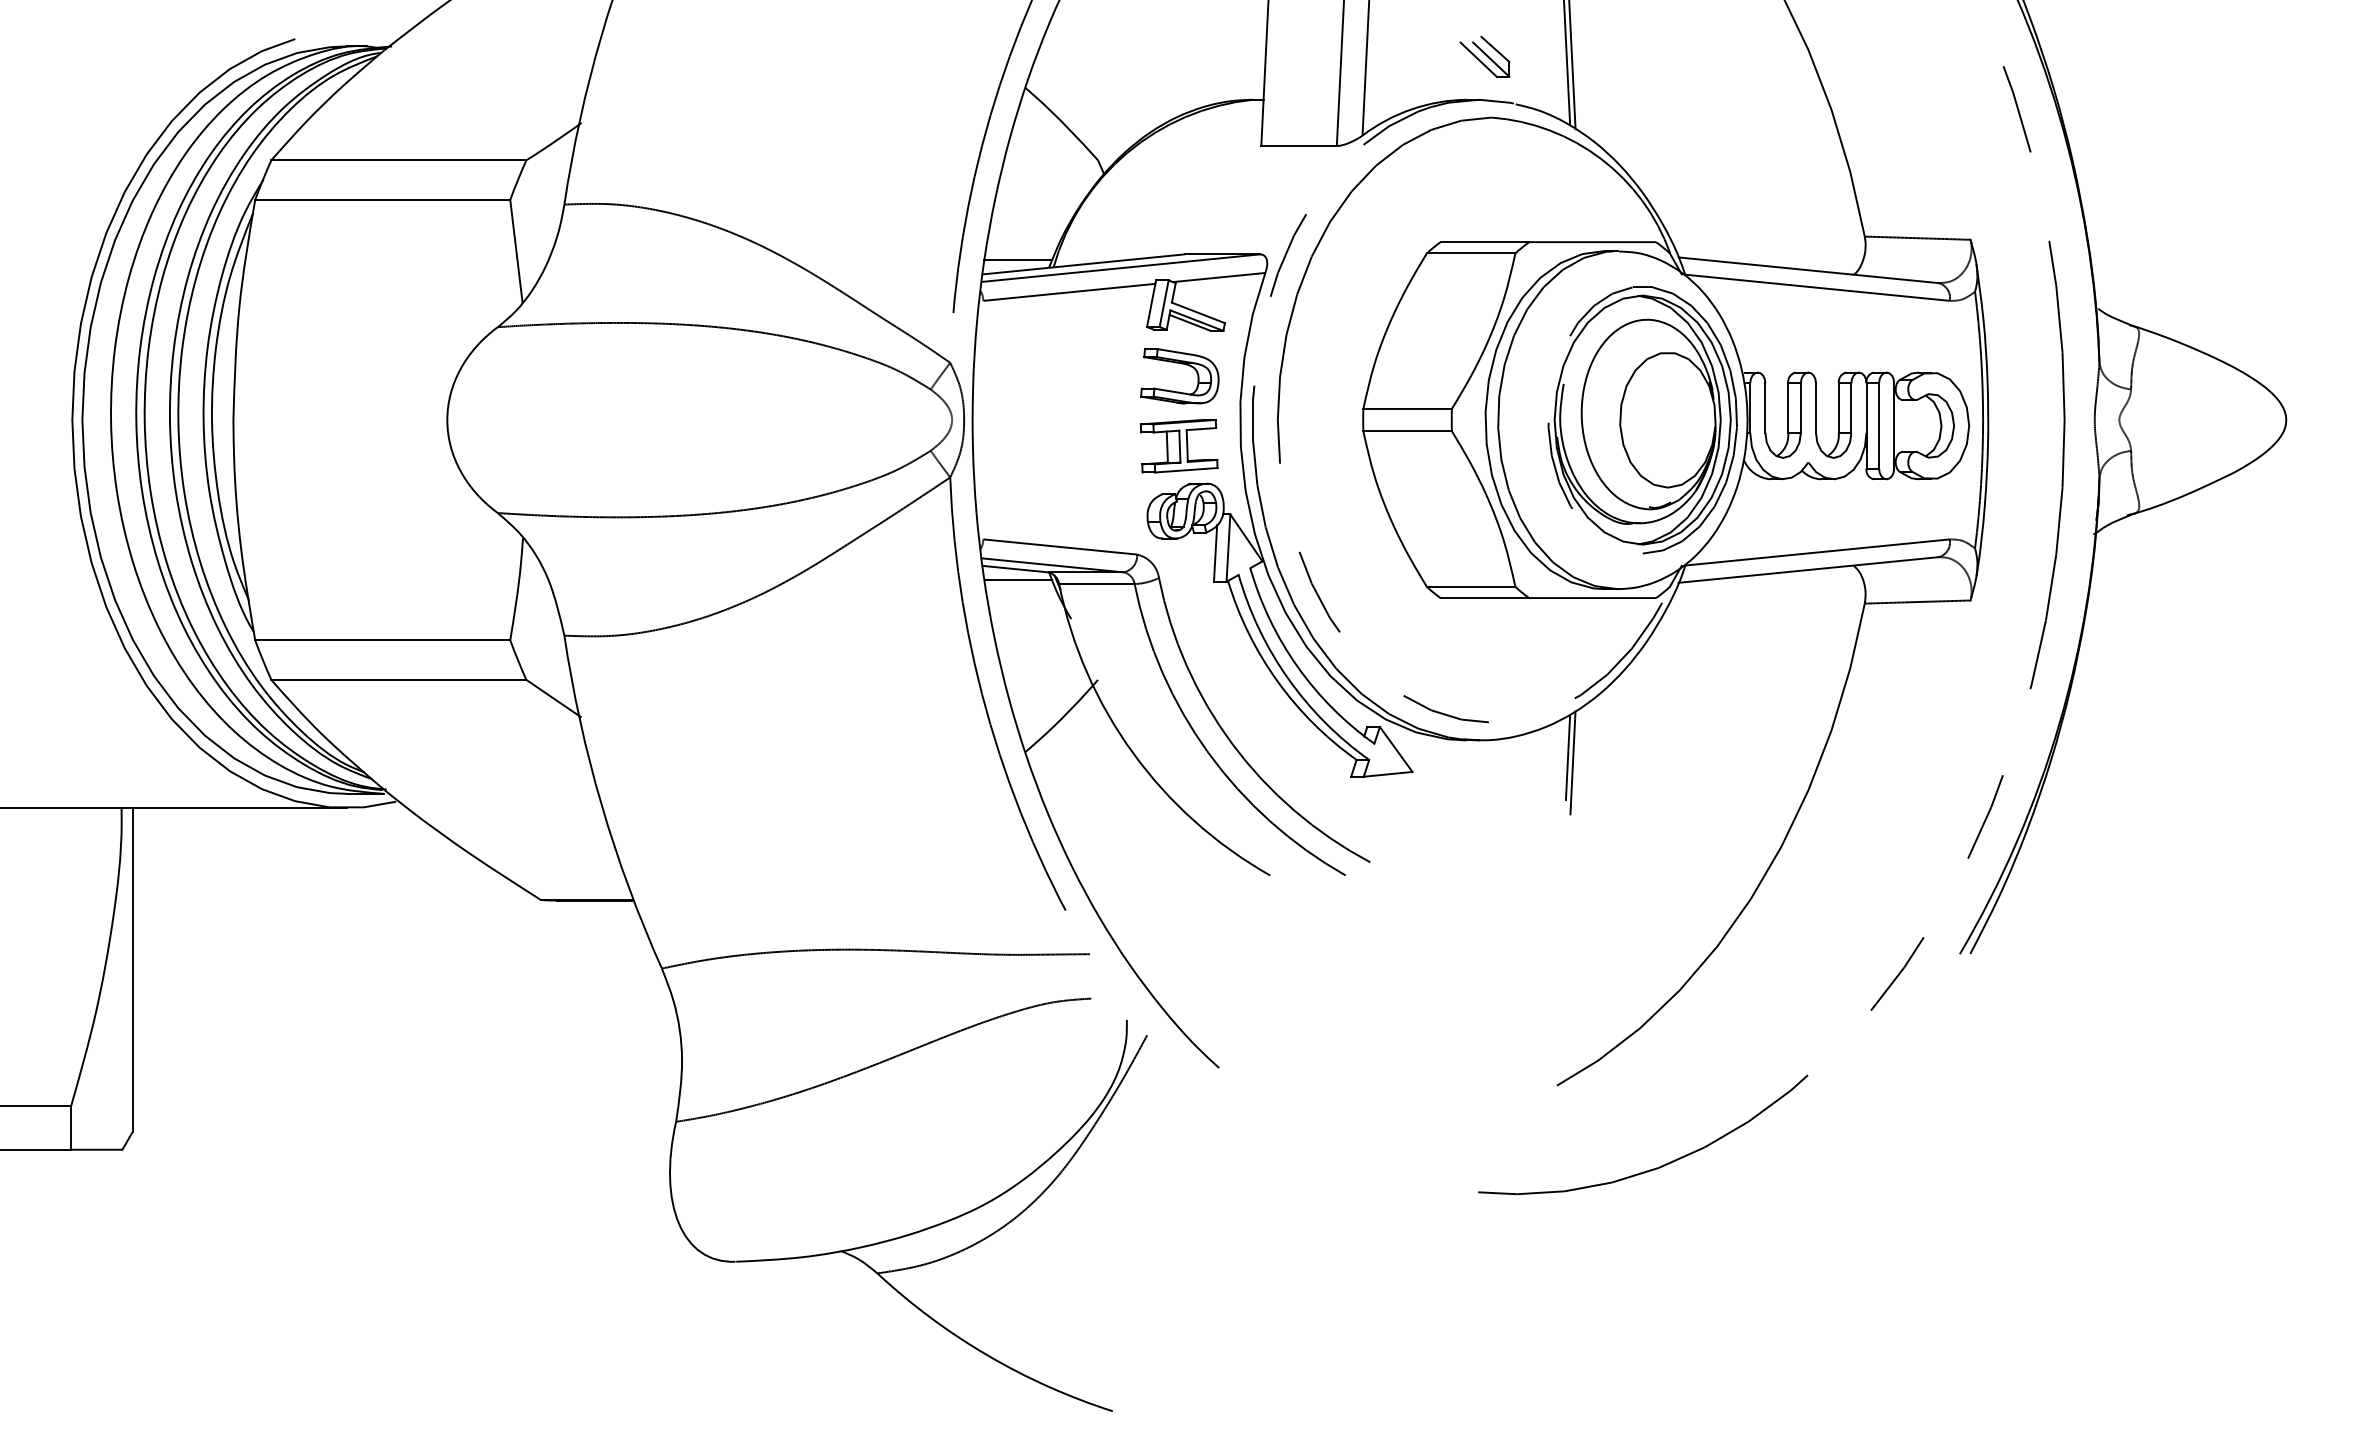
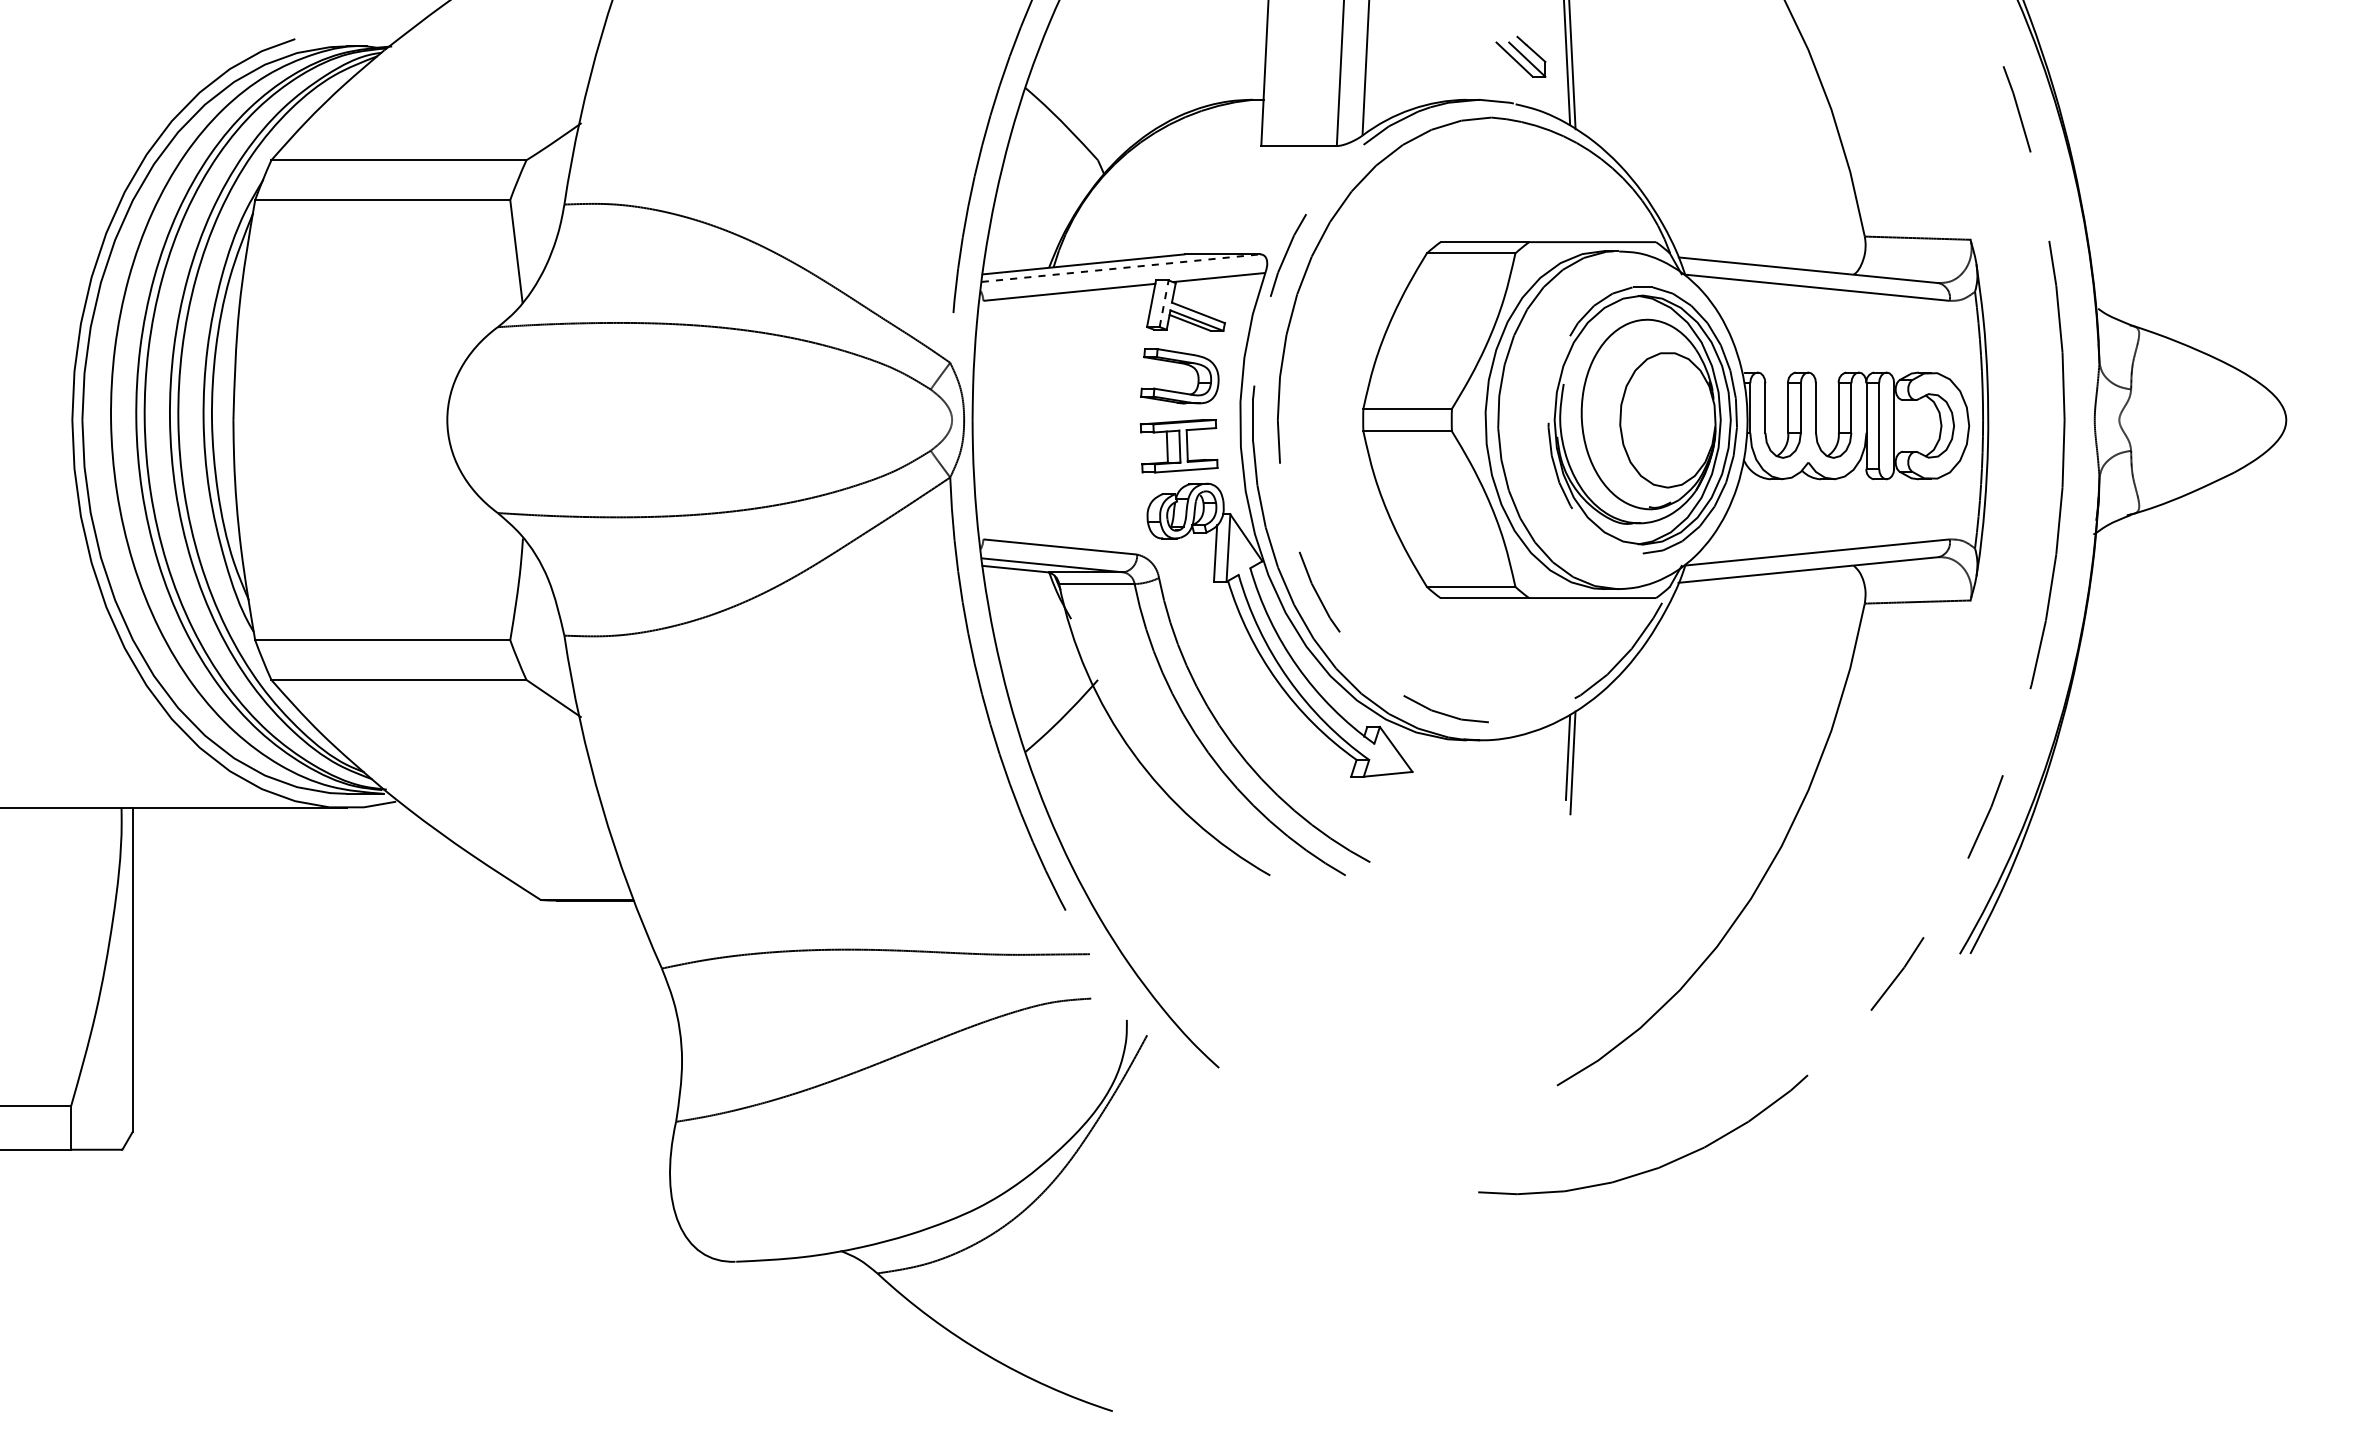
part position: (1484, 56) -> (1520, 56) (1520, 56)
line: present -> none (1018, 259)
line: solid -> dashed (1120, 268)
line: solid -> dashed (1164, 303)
line: present -> none (1018, 580)
